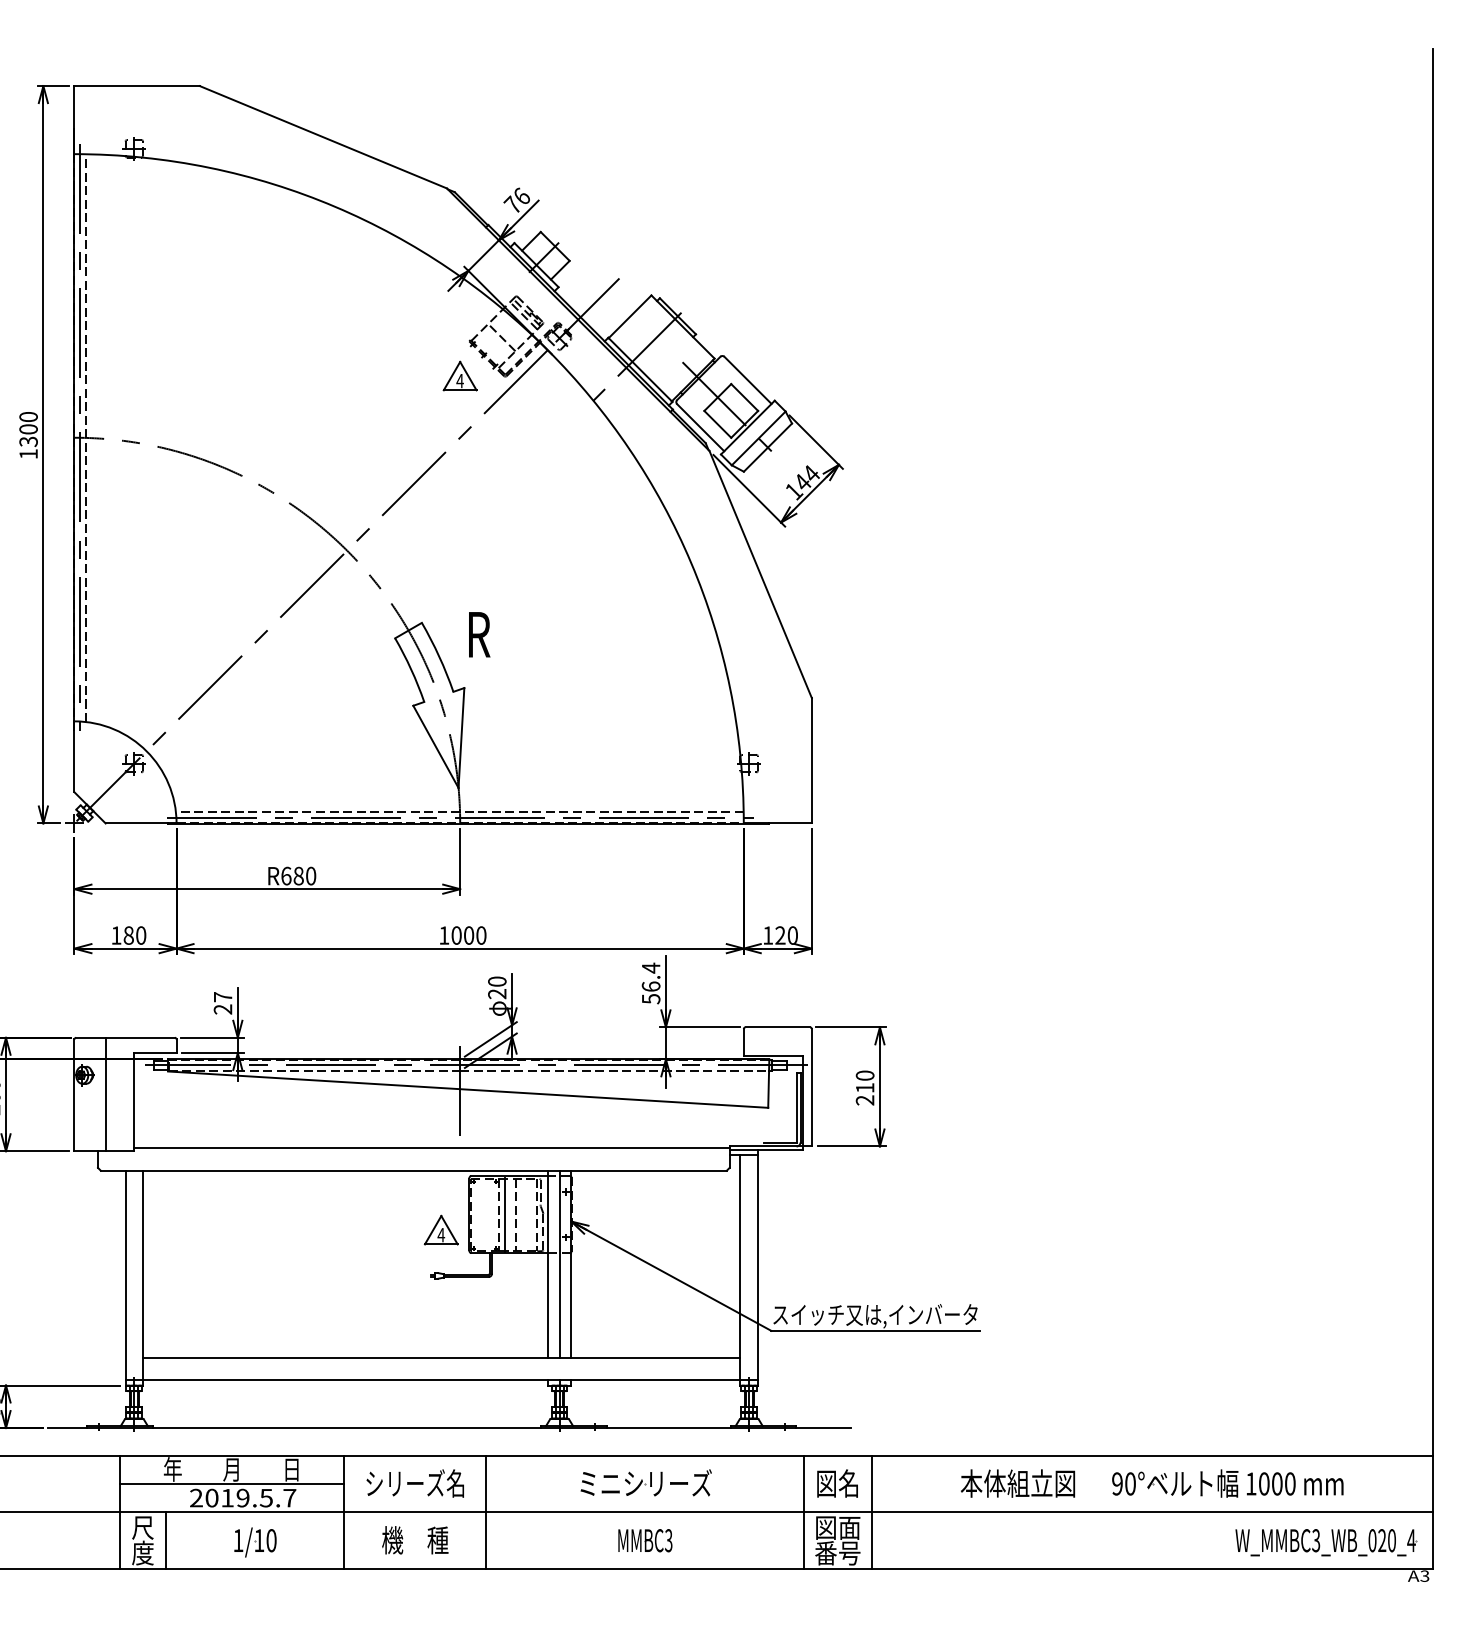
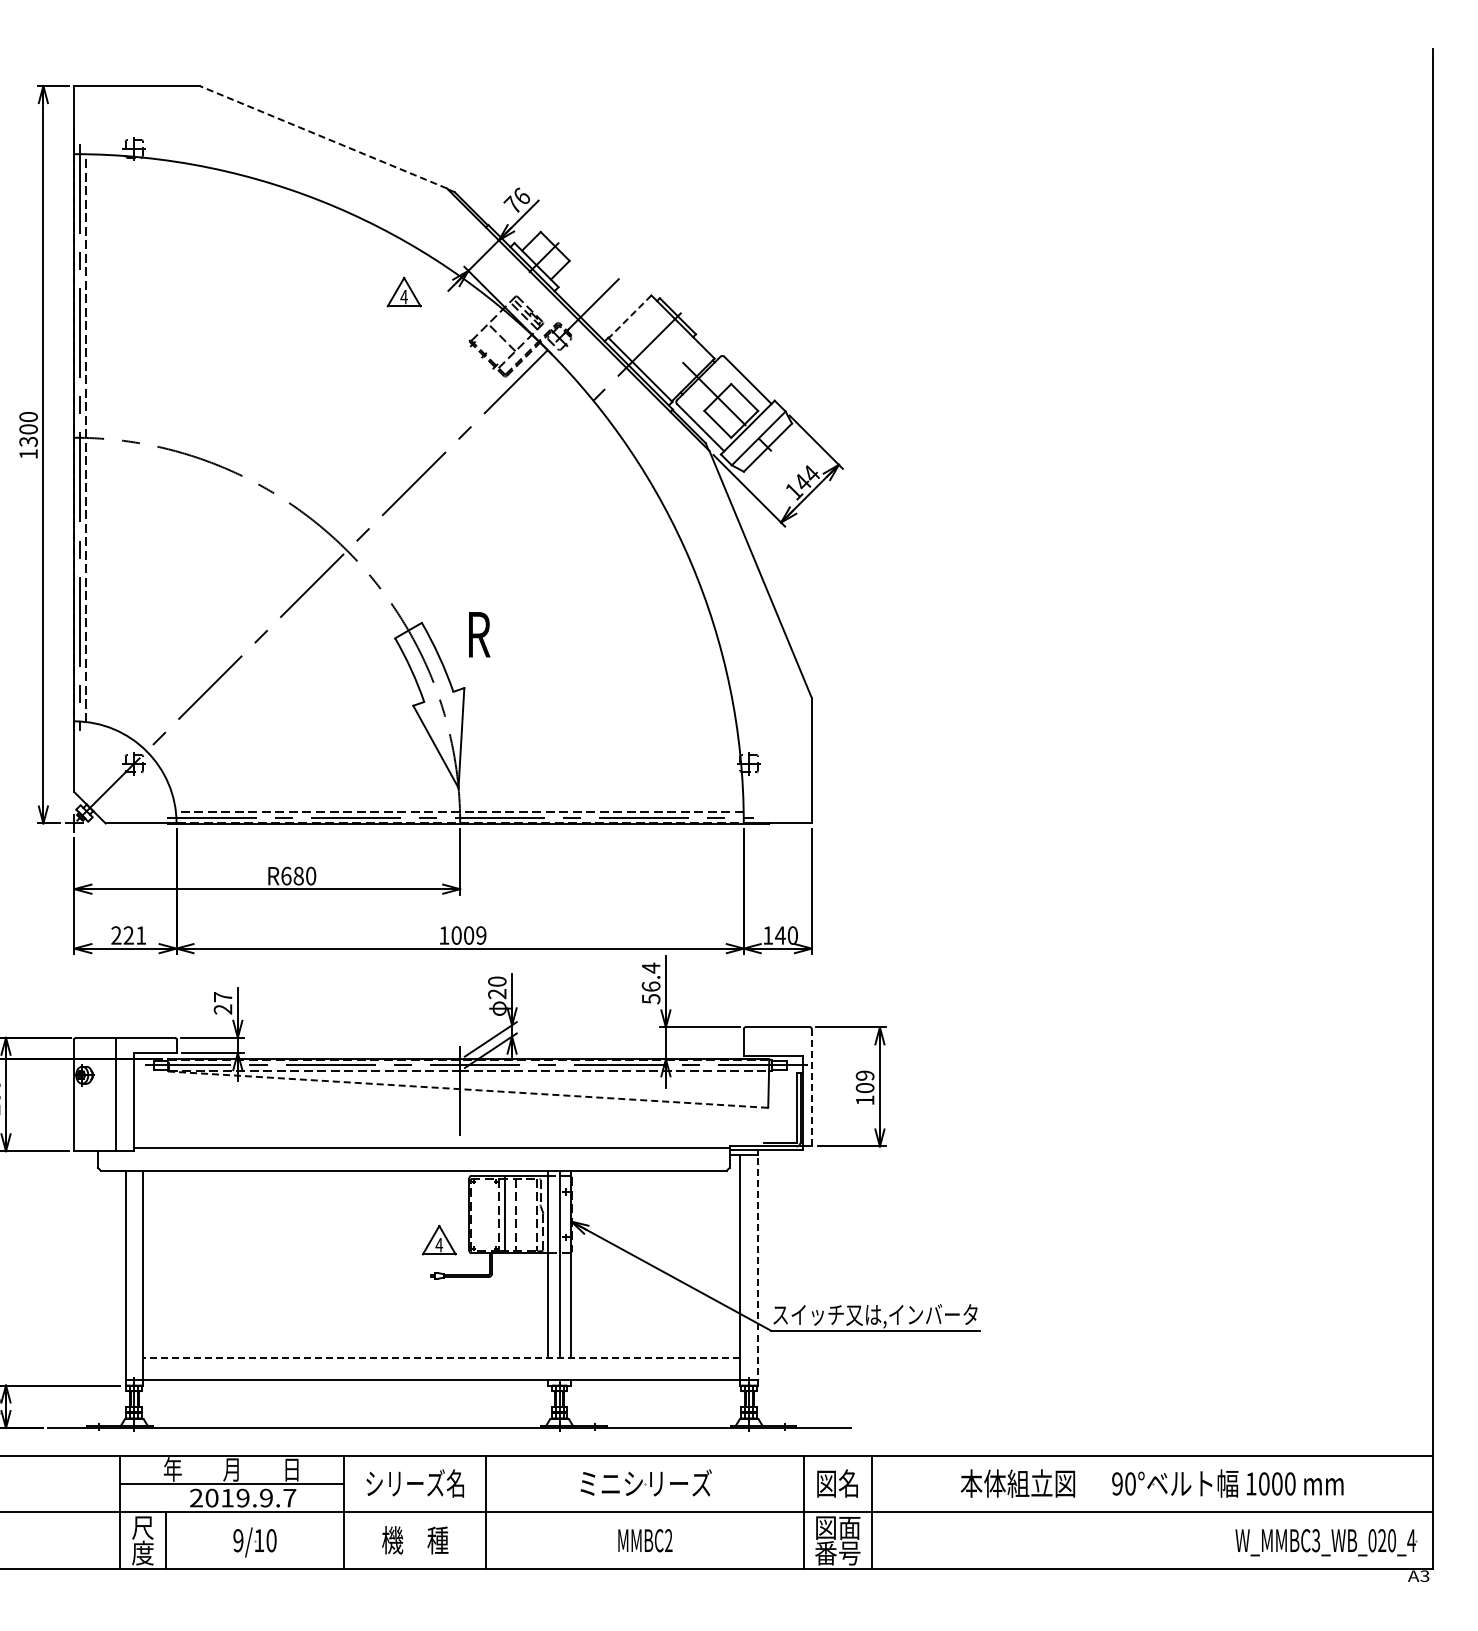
line: solid -> dashed (323, 137)
line: solid -> dashed (629, 317)
part position: (459, 375) -> (403, 291) (403, 291)
text: 180 -> 221 (128, 935)
text: 1000 -> 1009 (481, 935)
text: 120 -> 140 (779, 935)
line: solid -> dashed (811, 1087)
text: 210 -> 109 (864, 1087)
line: solid -> dashed (468, 1089)
line position: (105, 1094) -> (115, 1094) (115, 1094)
part position: (440, 1229) -> (438, 1239) (438, 1239)
line: solid -> dashed (757, 1269)
line: solid -> dashed (441, 1357)
text: 2019.5.7 -> 2019.9.7 (265, 1497)
text: 1/10 -> 9/10 (238, 1540)
text: MMBC3 -> MMBC2 (668, 1540)
